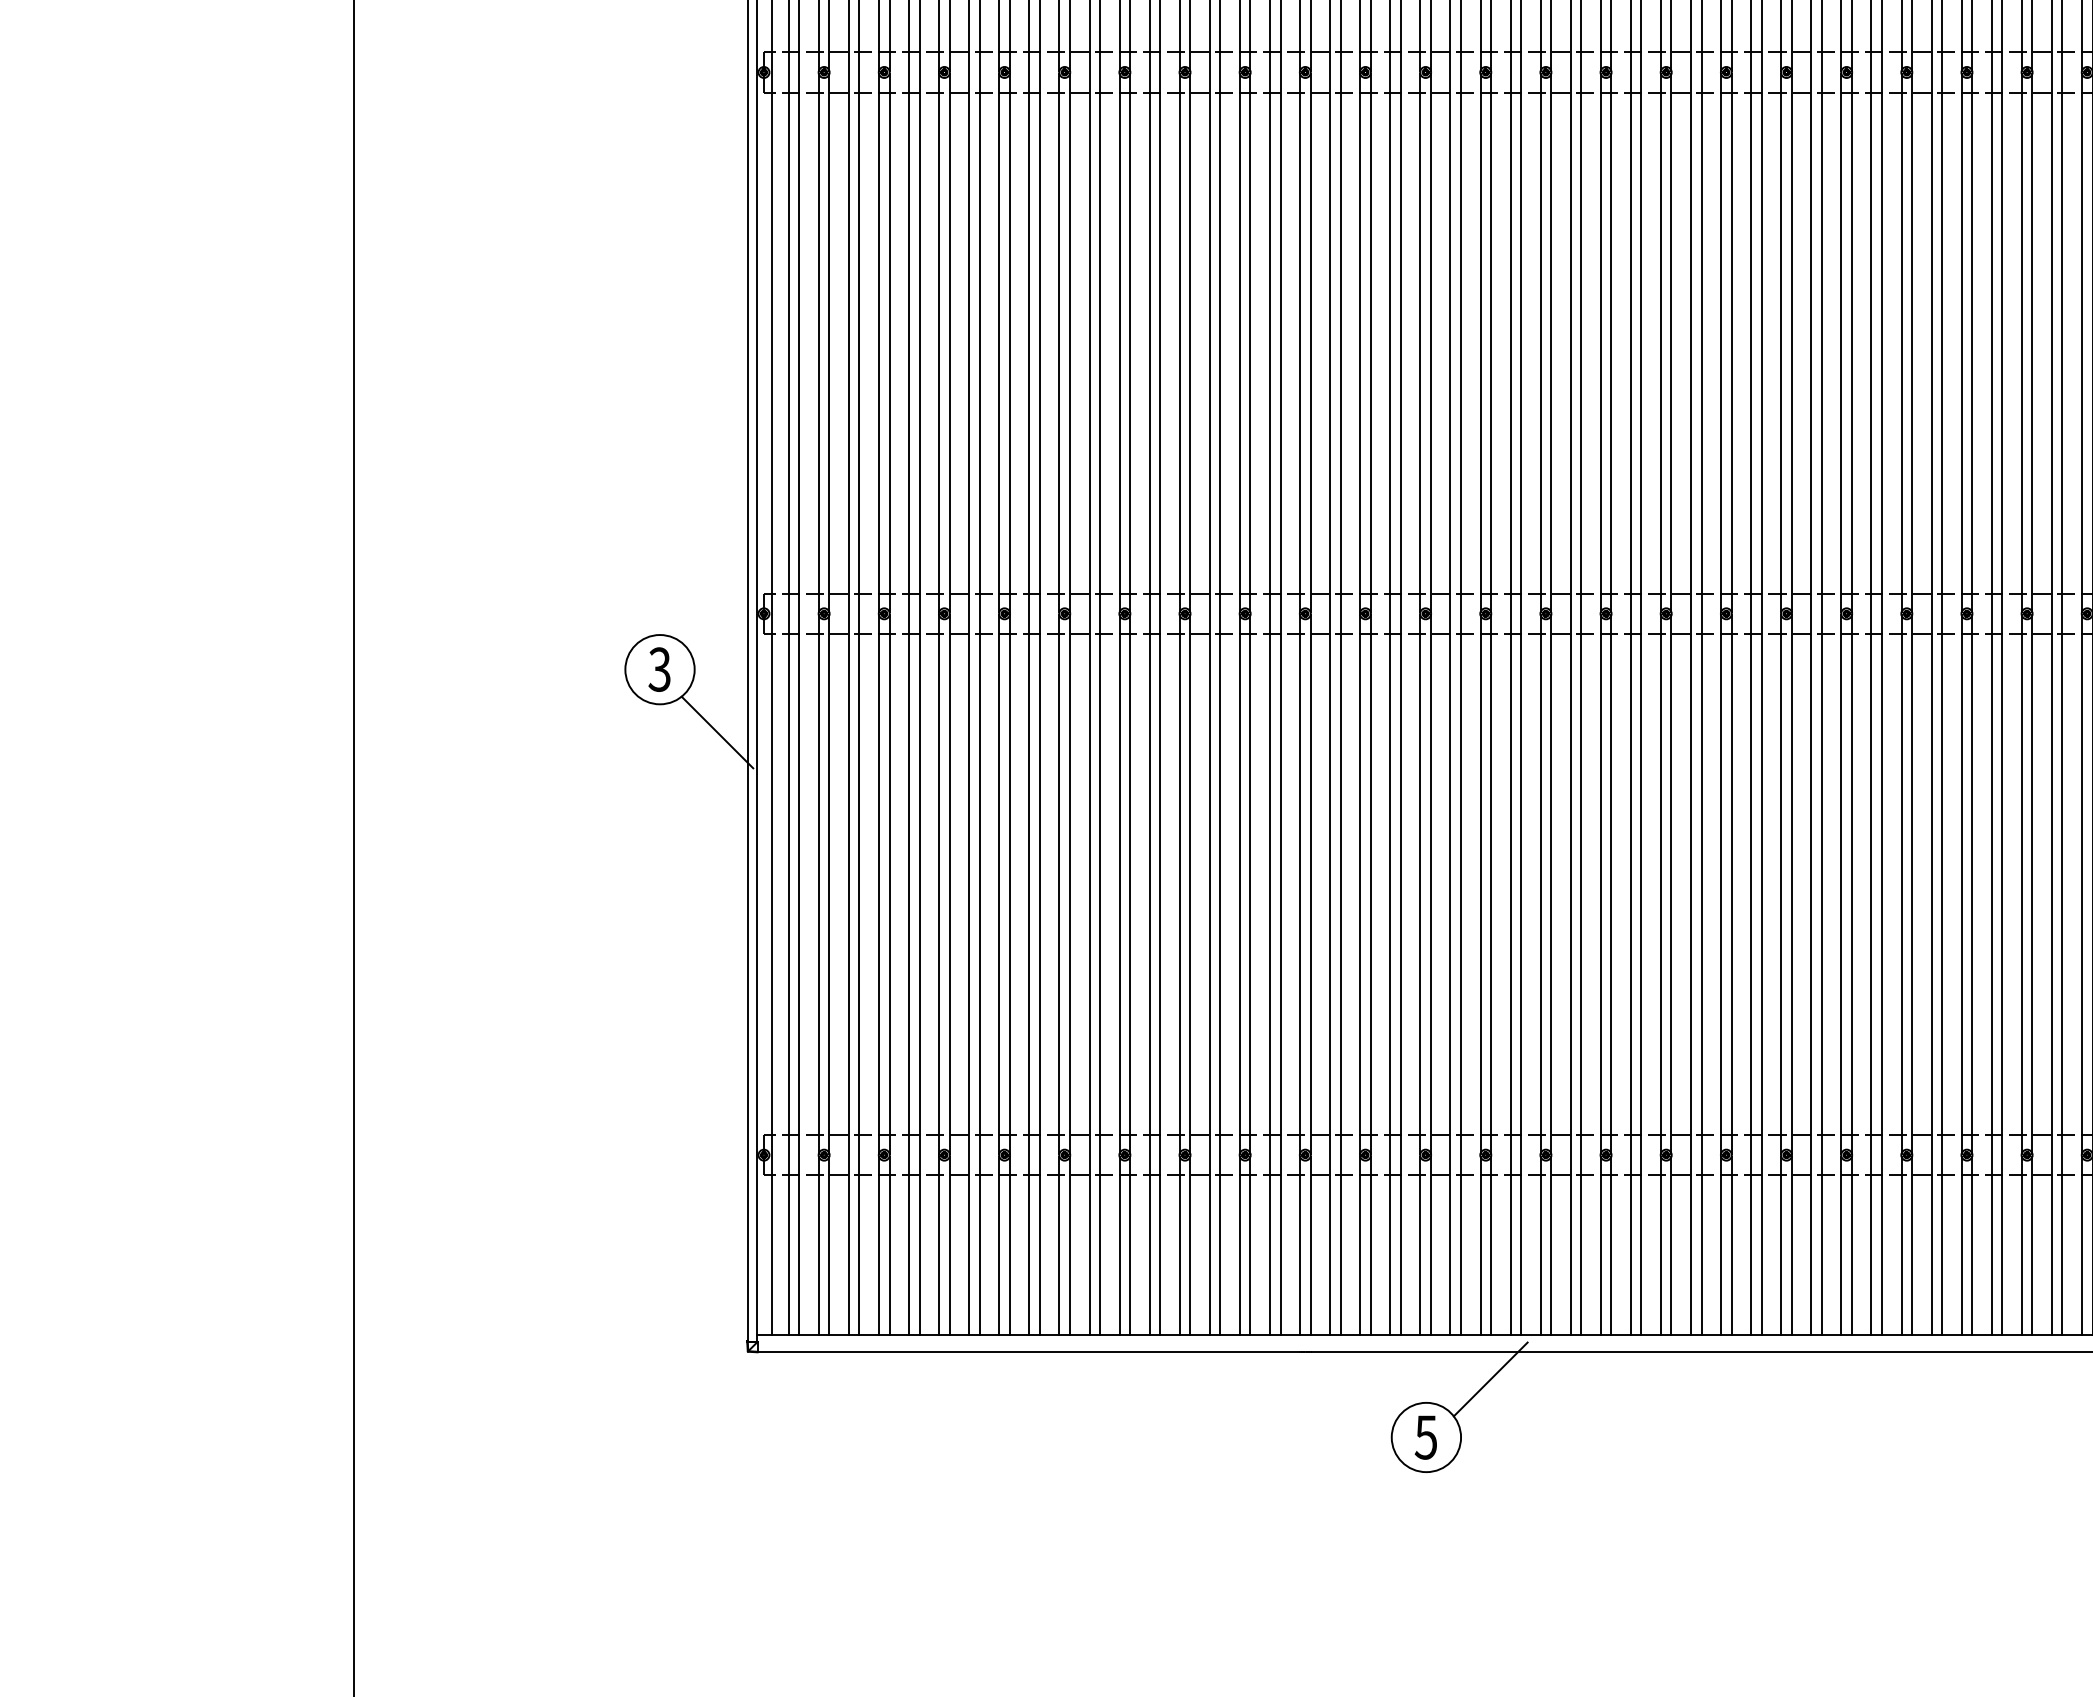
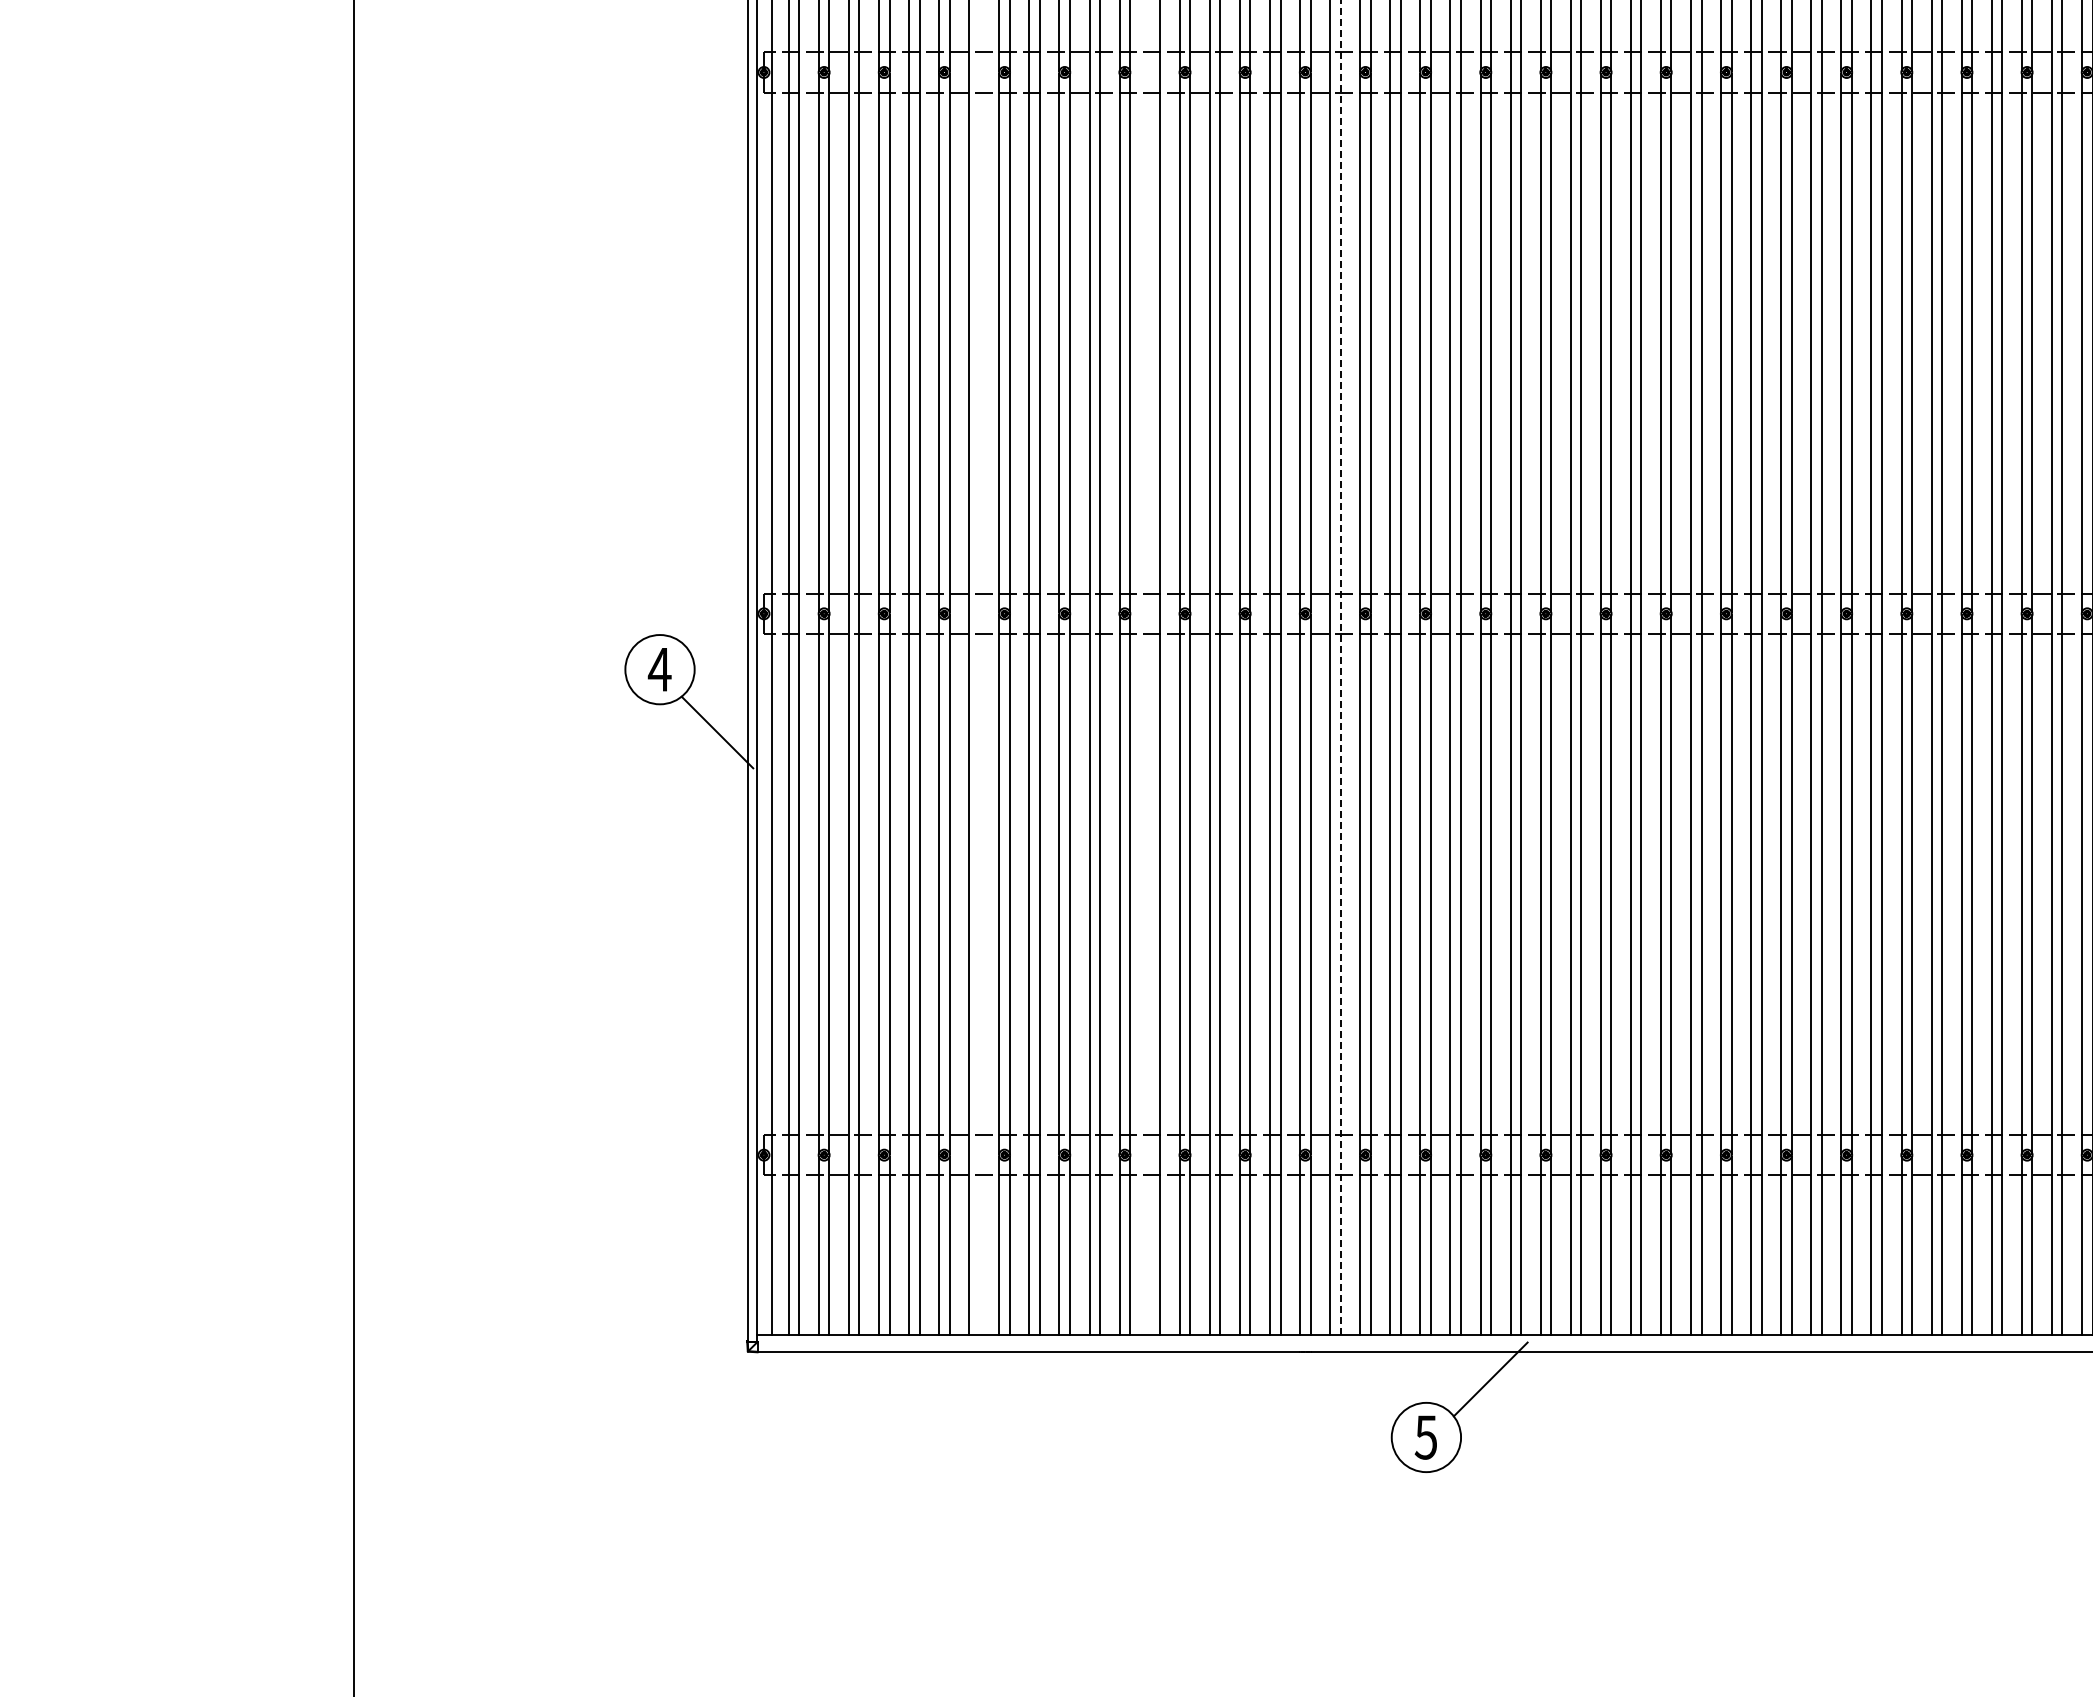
line: solid -> dashed (1340, 666)
line: present -> none (979, 668)
line: present -> none (1149, 668)
text: 3 -> 4 (659, 669)
